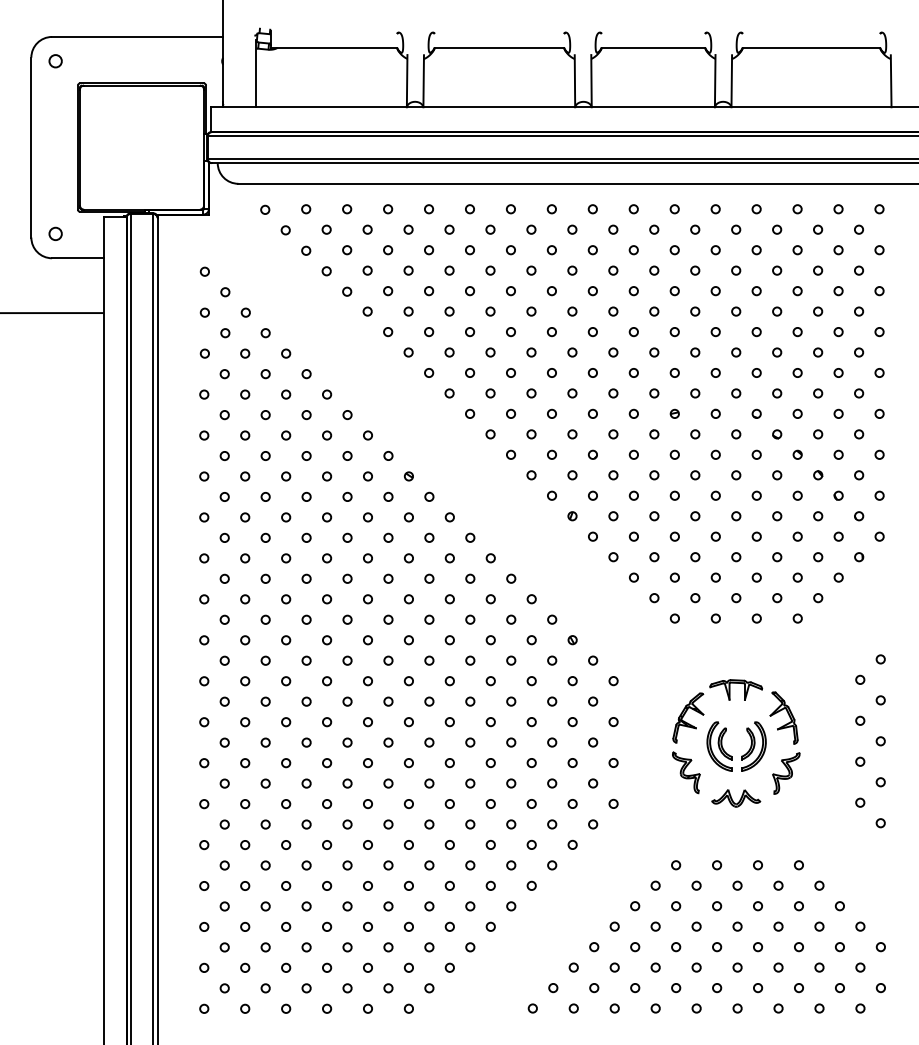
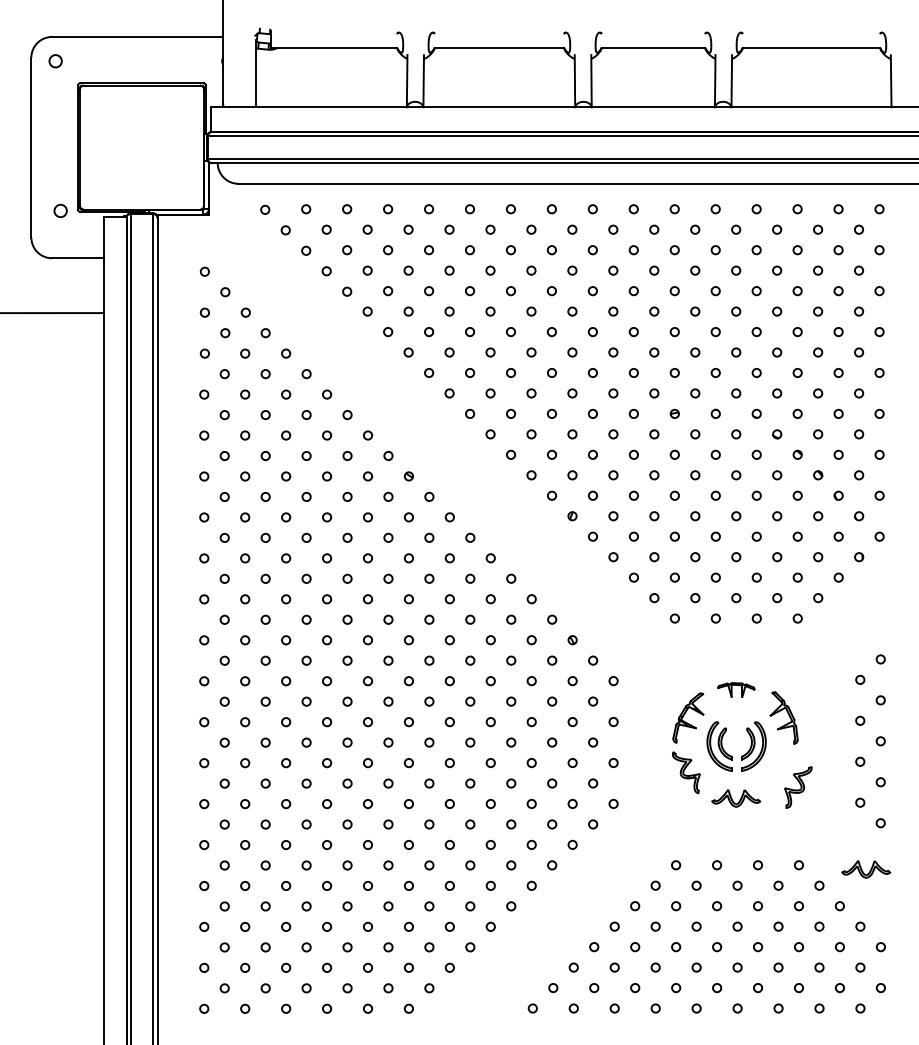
circle position: (55, 233) -> (60, 210) (60, 210)
part size: 55x22 px -> 39x16 px (736, 689)
part position: (786, 773) -> (798, 787) (798, 787)
part: none -> present (866, 869)
